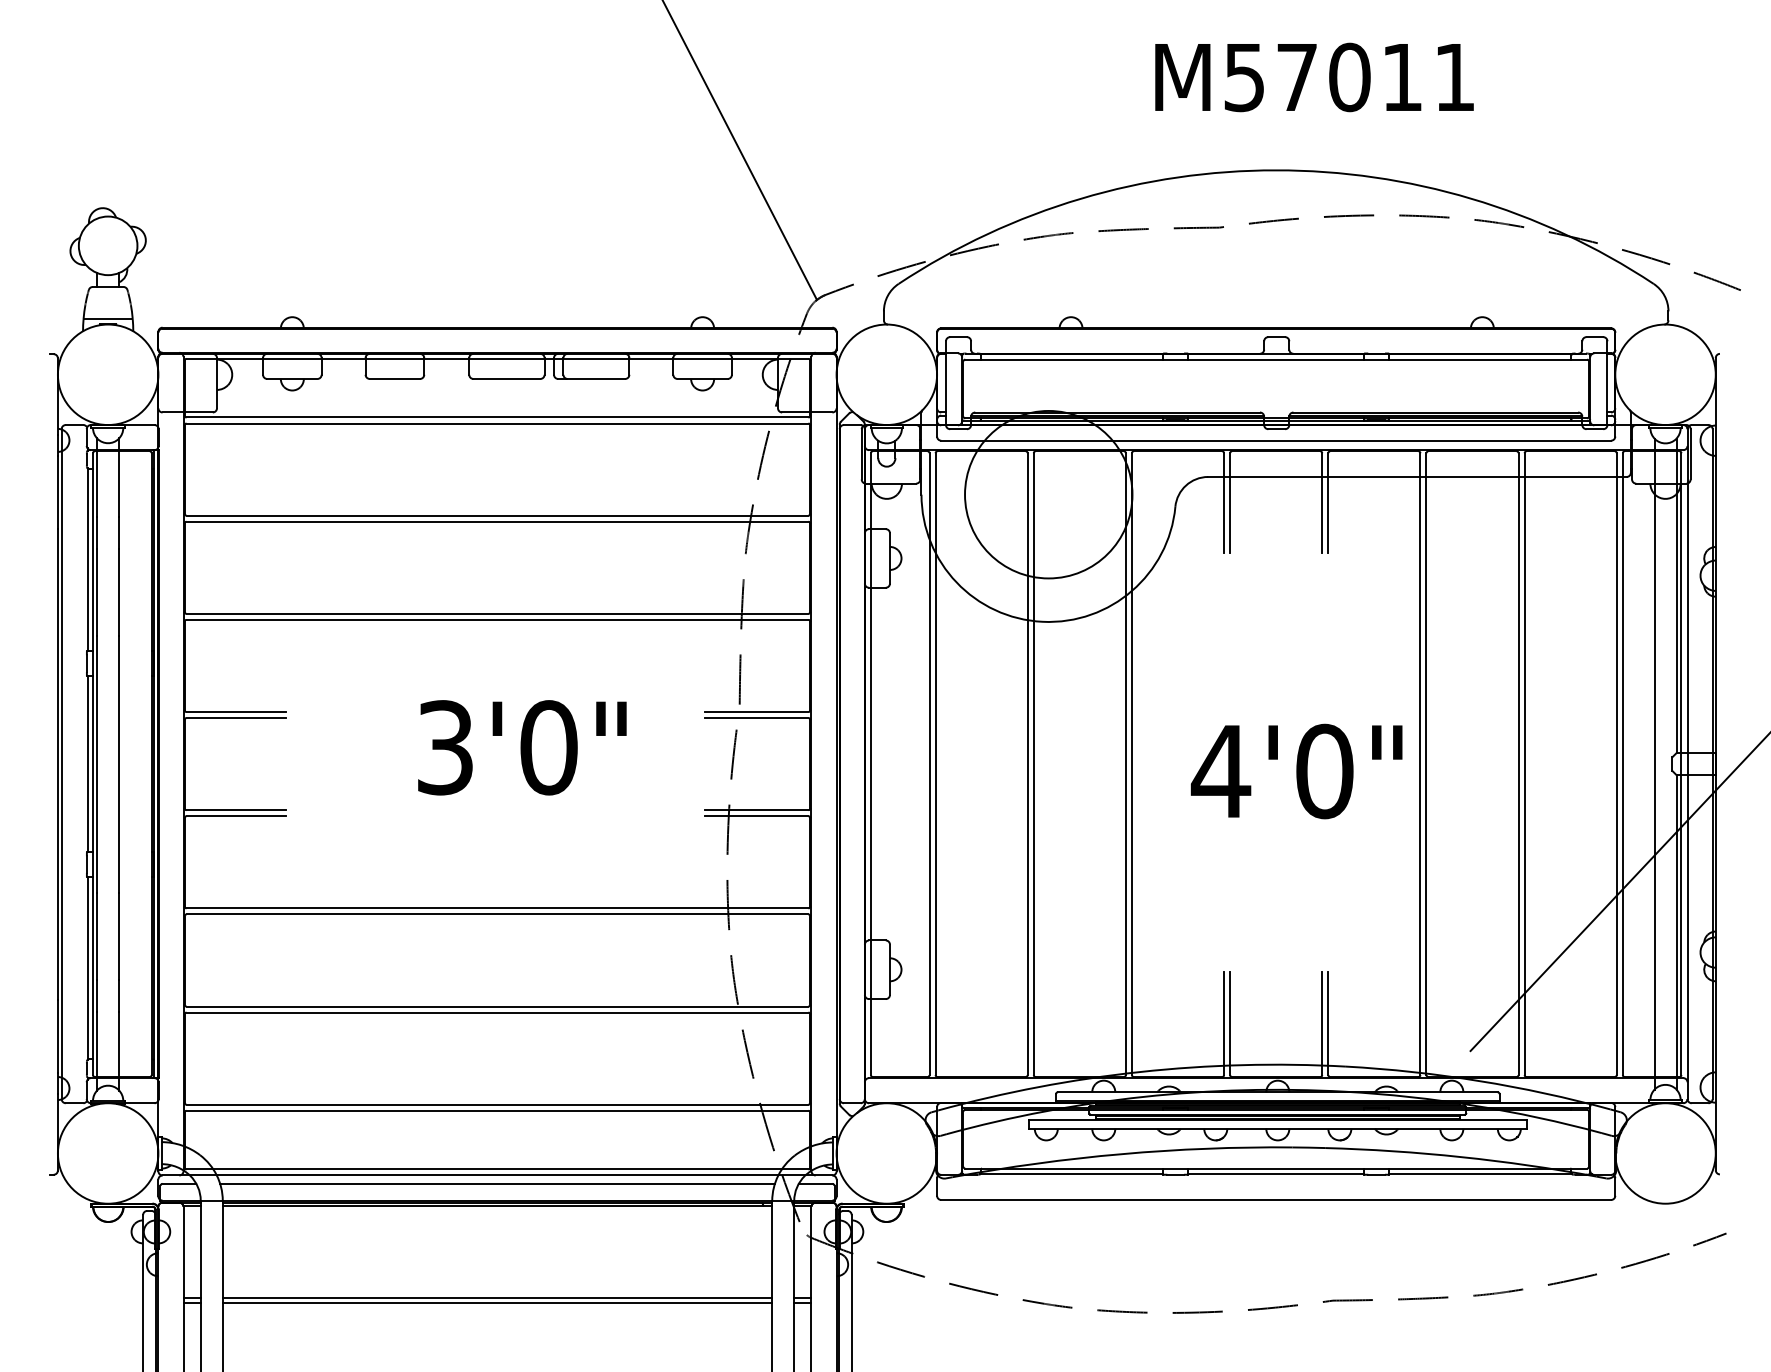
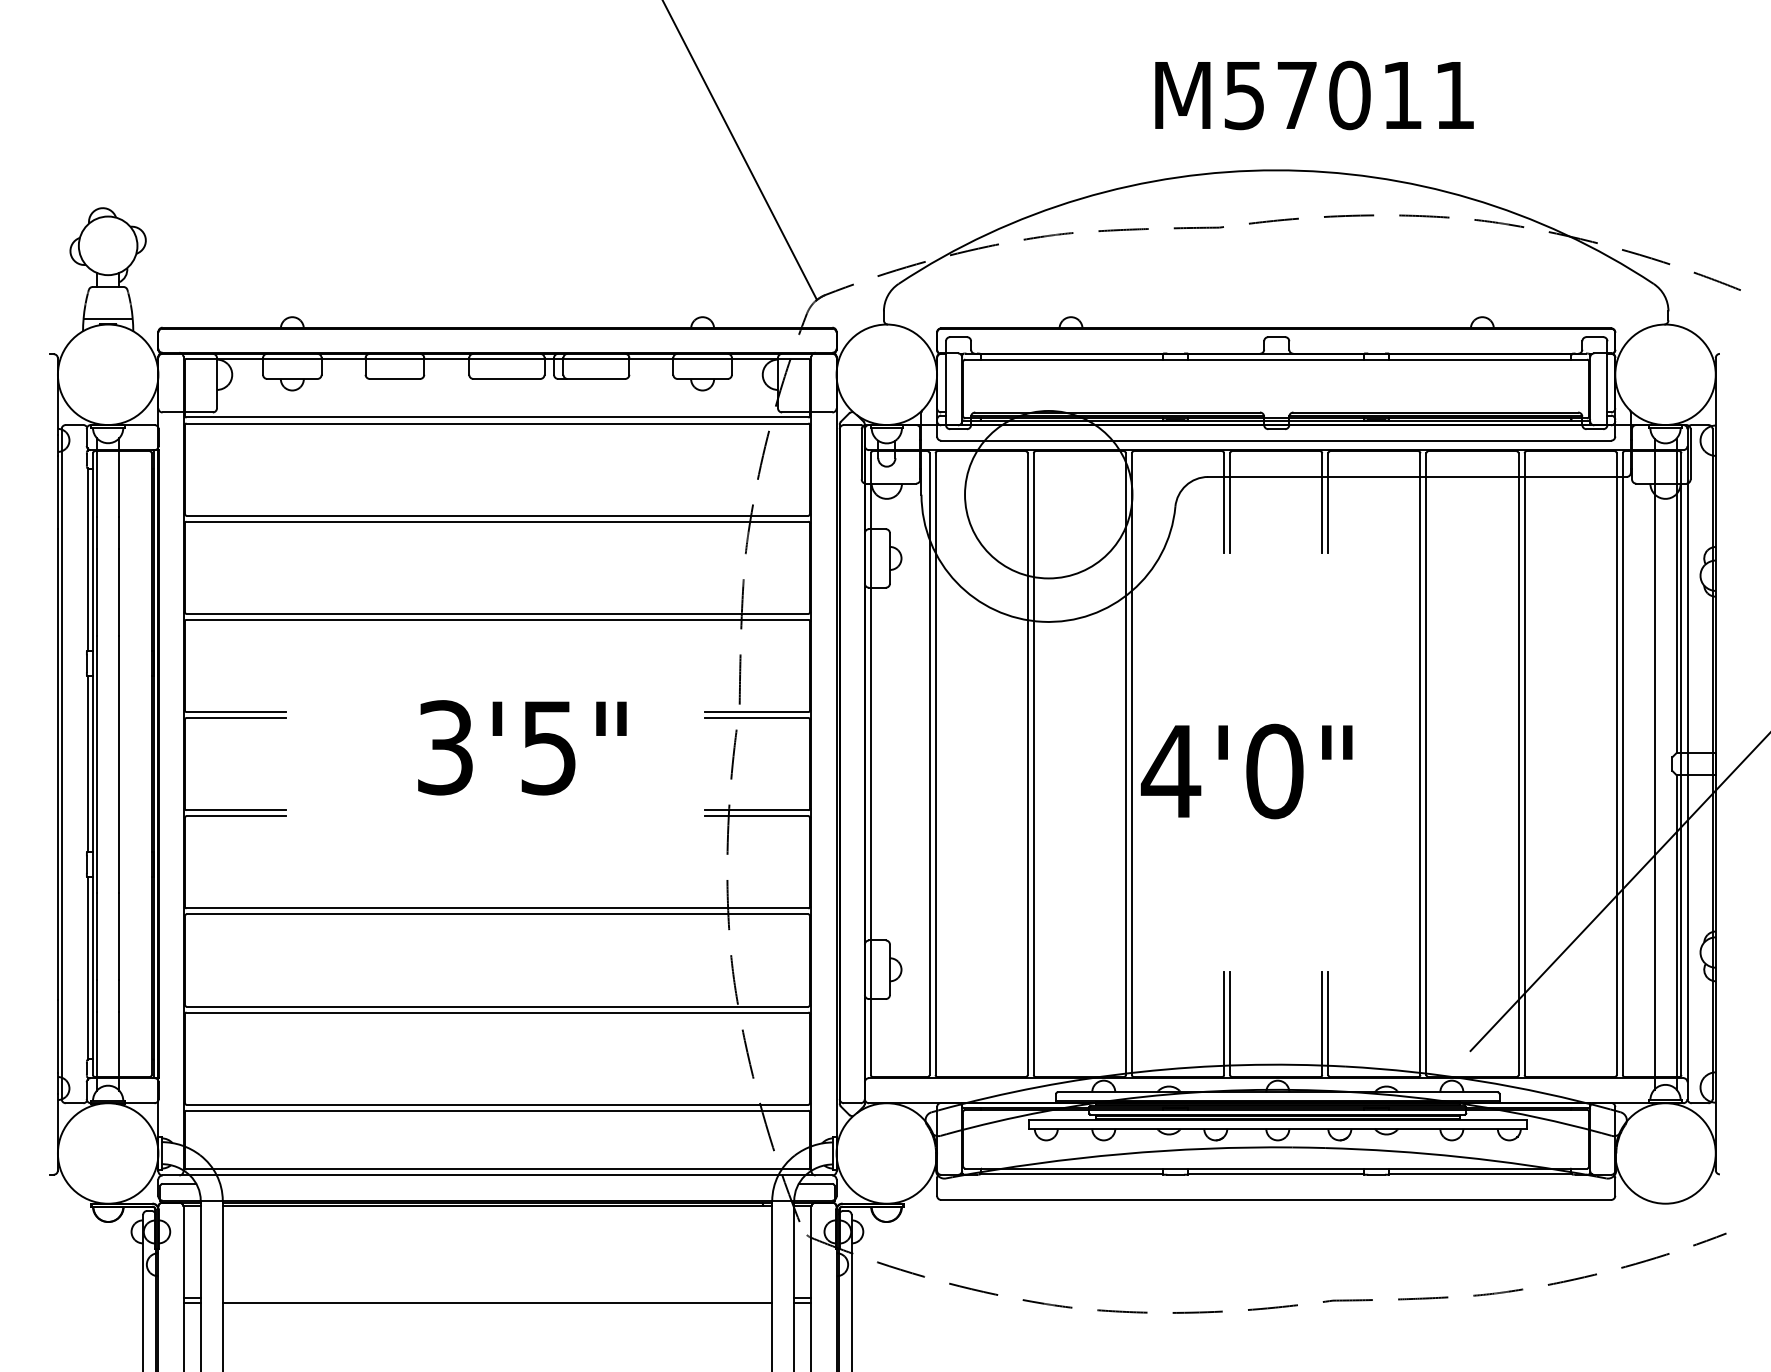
text position: (1314, 77) -> (1314, 95) (1314, 95)
text: 3'0" -> 3'5" (548, 747)
text position: (1296, 771) -> (1246, 771) (1246, 771)
line: present -> none (497, 1183)
line: present -> none (497, 1298)
